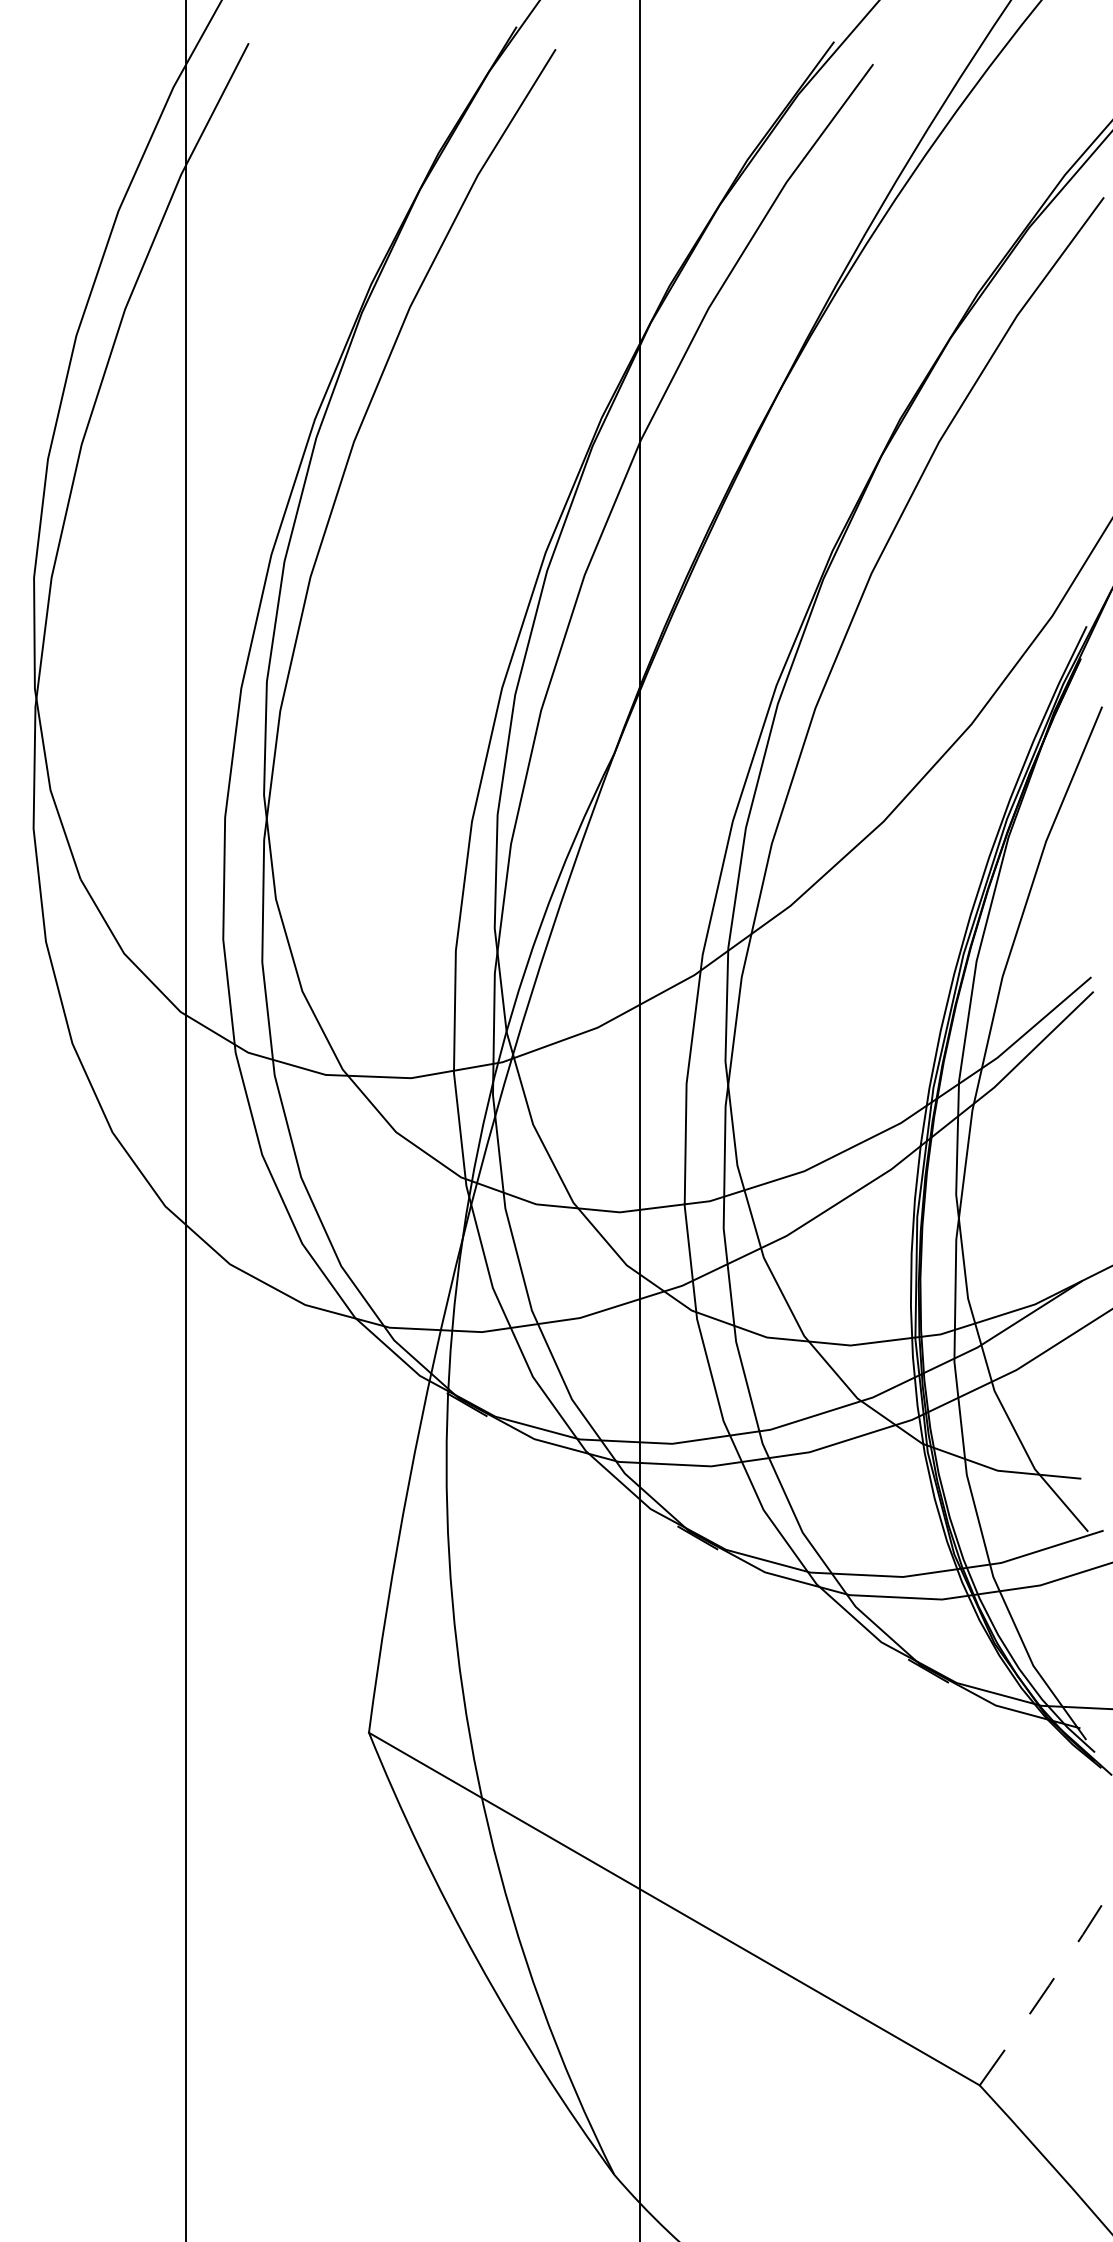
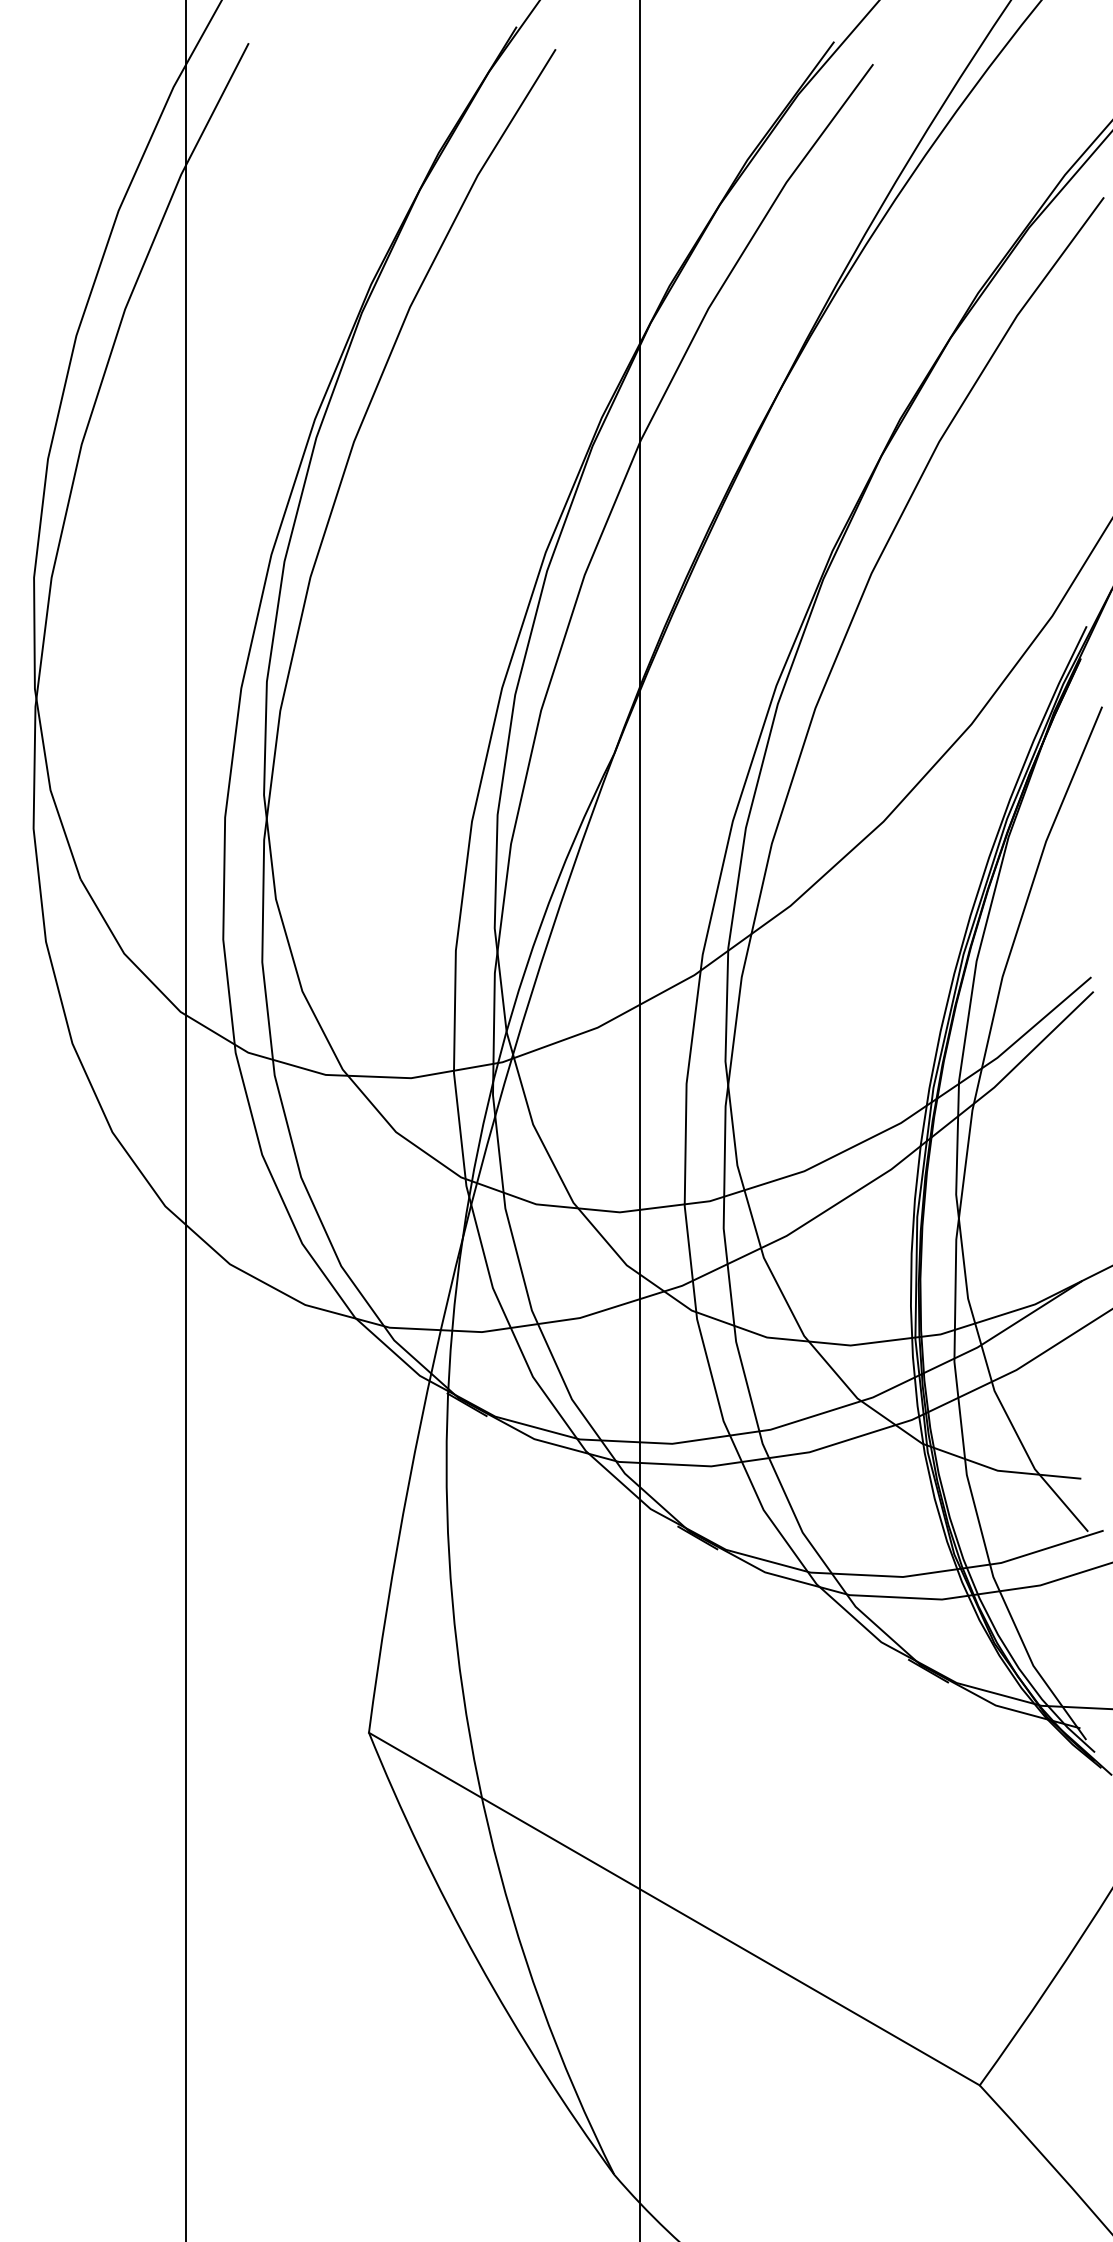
arc: dashed -> solid (1048, 1987)
